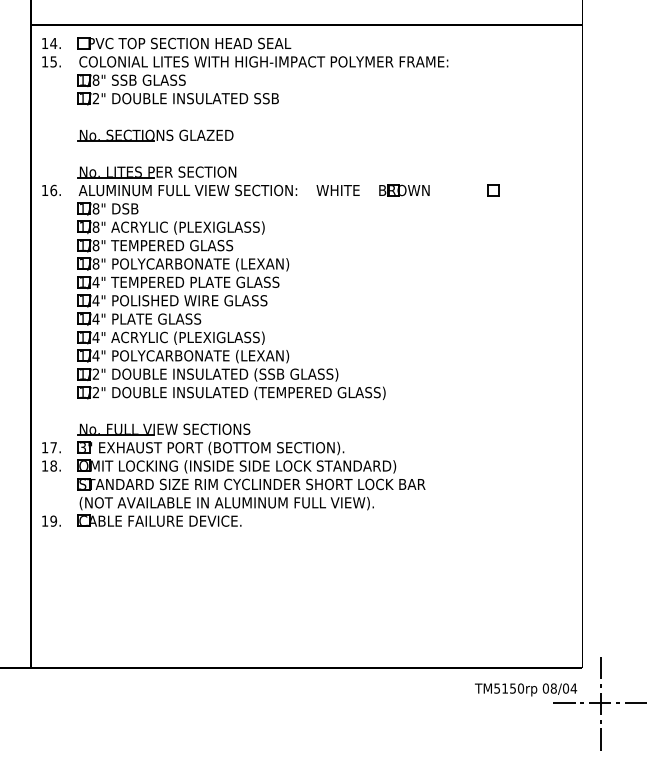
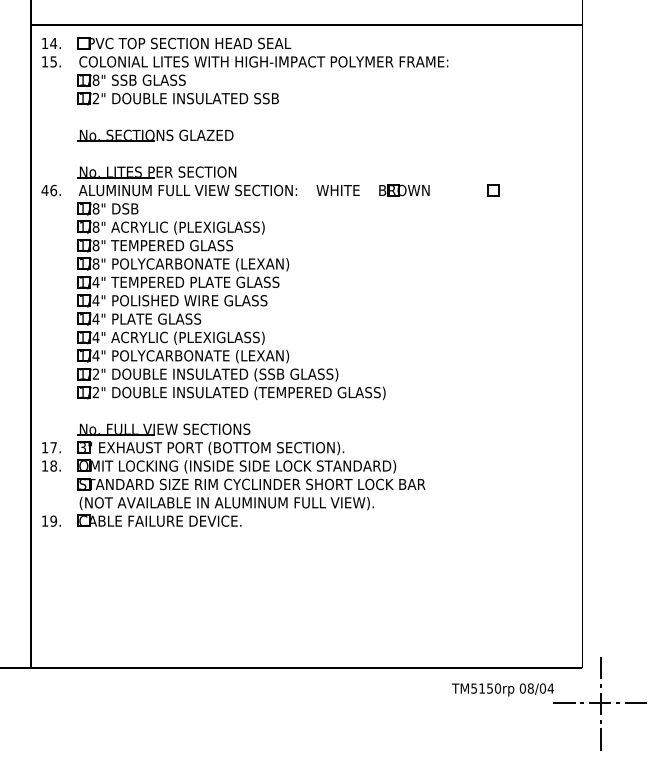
text: 16. -> 46. (44, 190)
text position: (526, 689) -> (503, 689) (503, 689)
